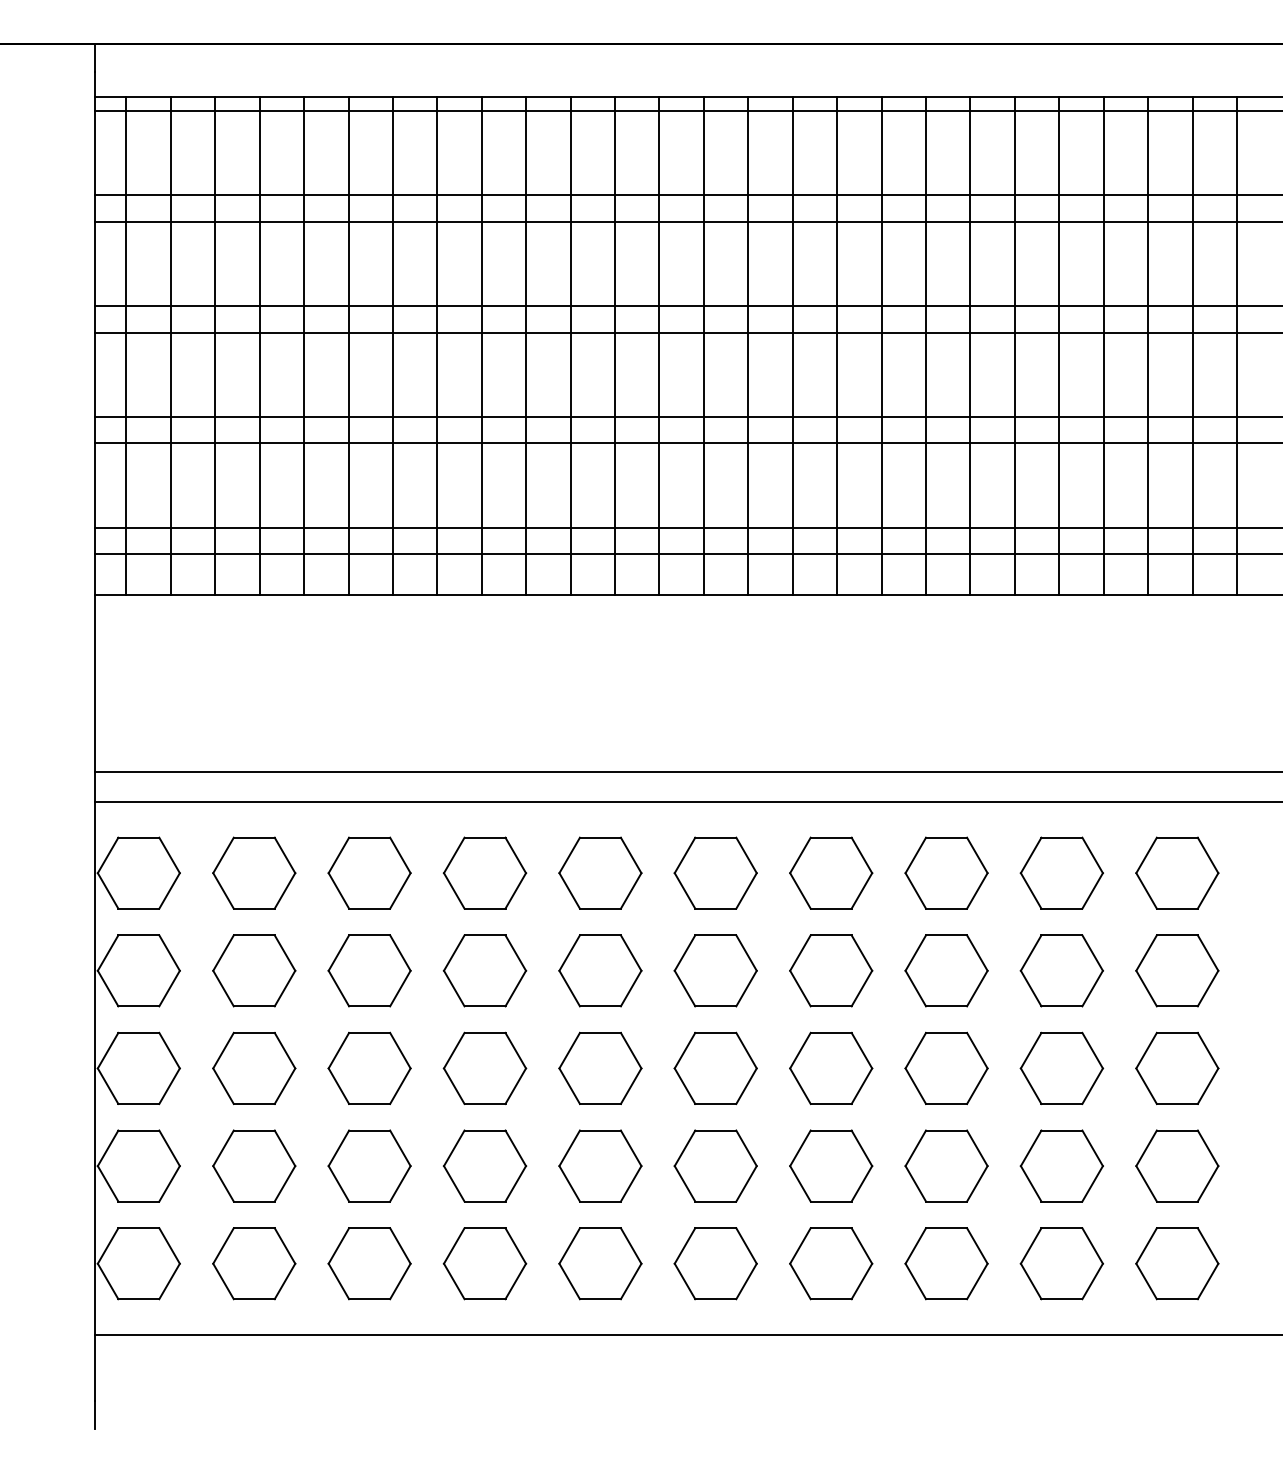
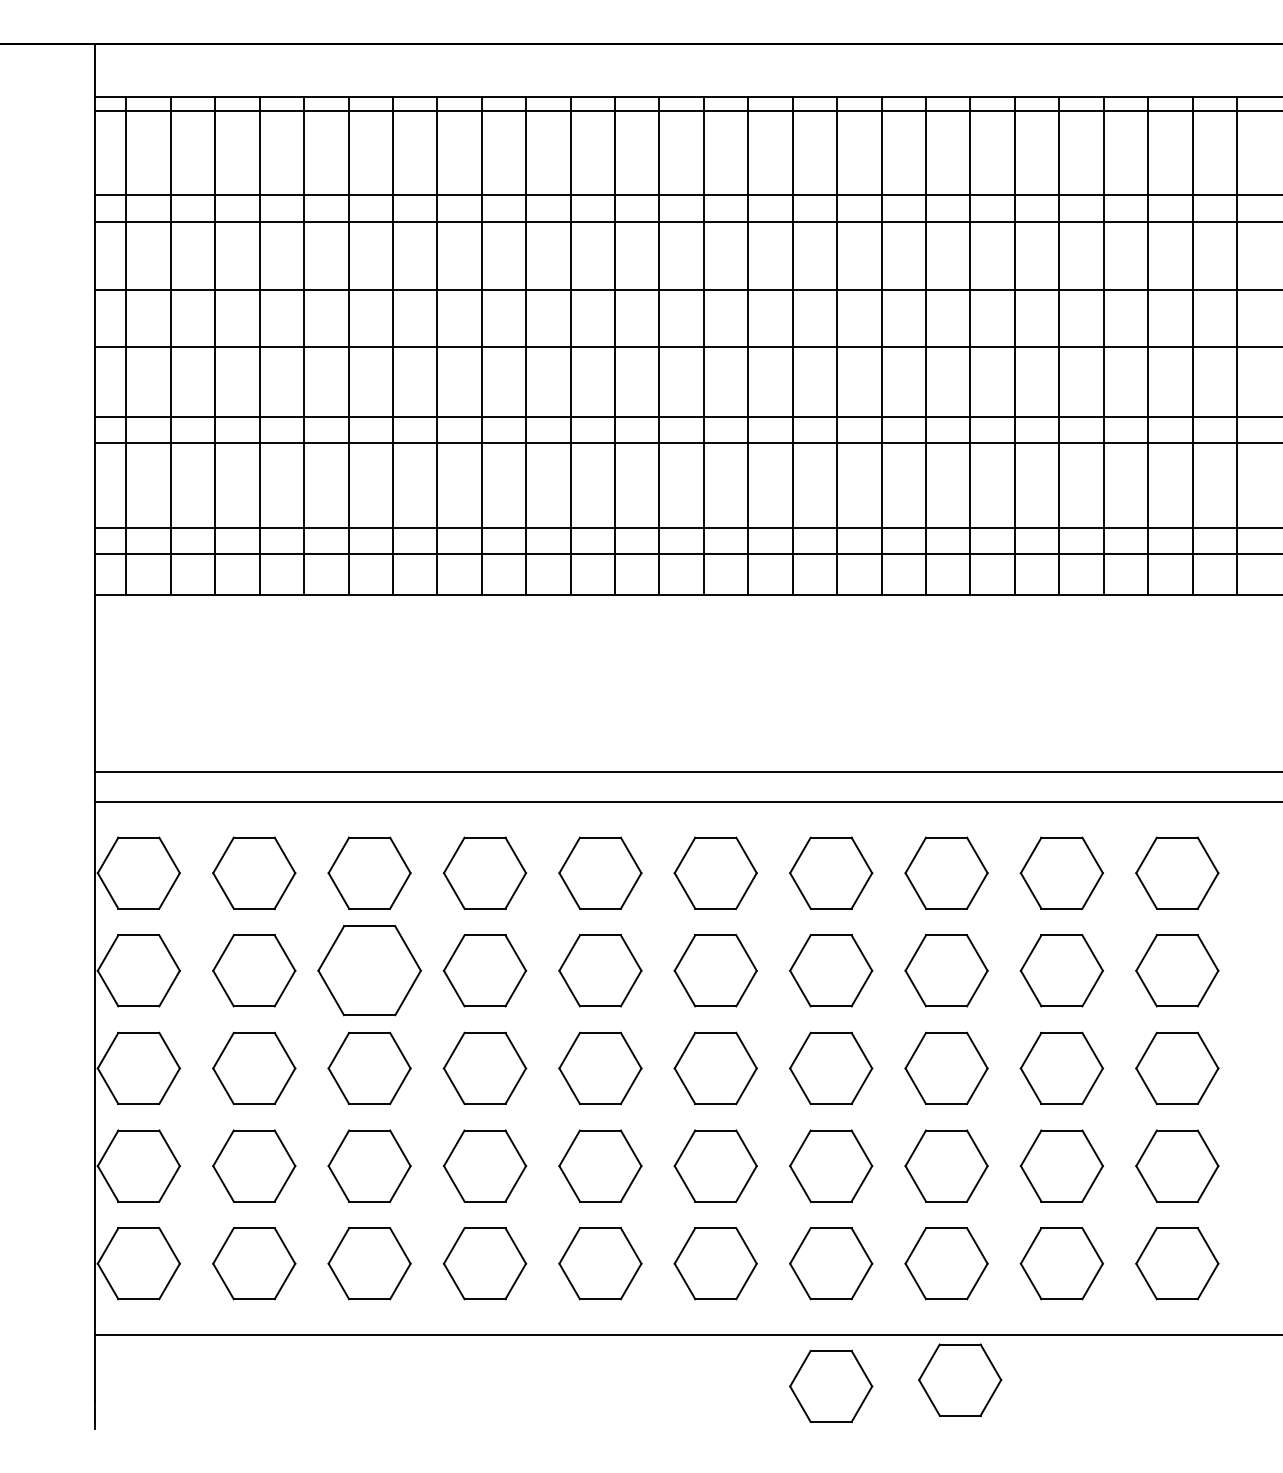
line position: (687, 306) -> (687, 290) (687, 290)
line position: (687, 332) -> (687, 346) (687, 346)
part size: 85x74 px -> 105x92 px (369, 970)
part: none -> present (960, 1379)
part: none -> present (831, 1385)
